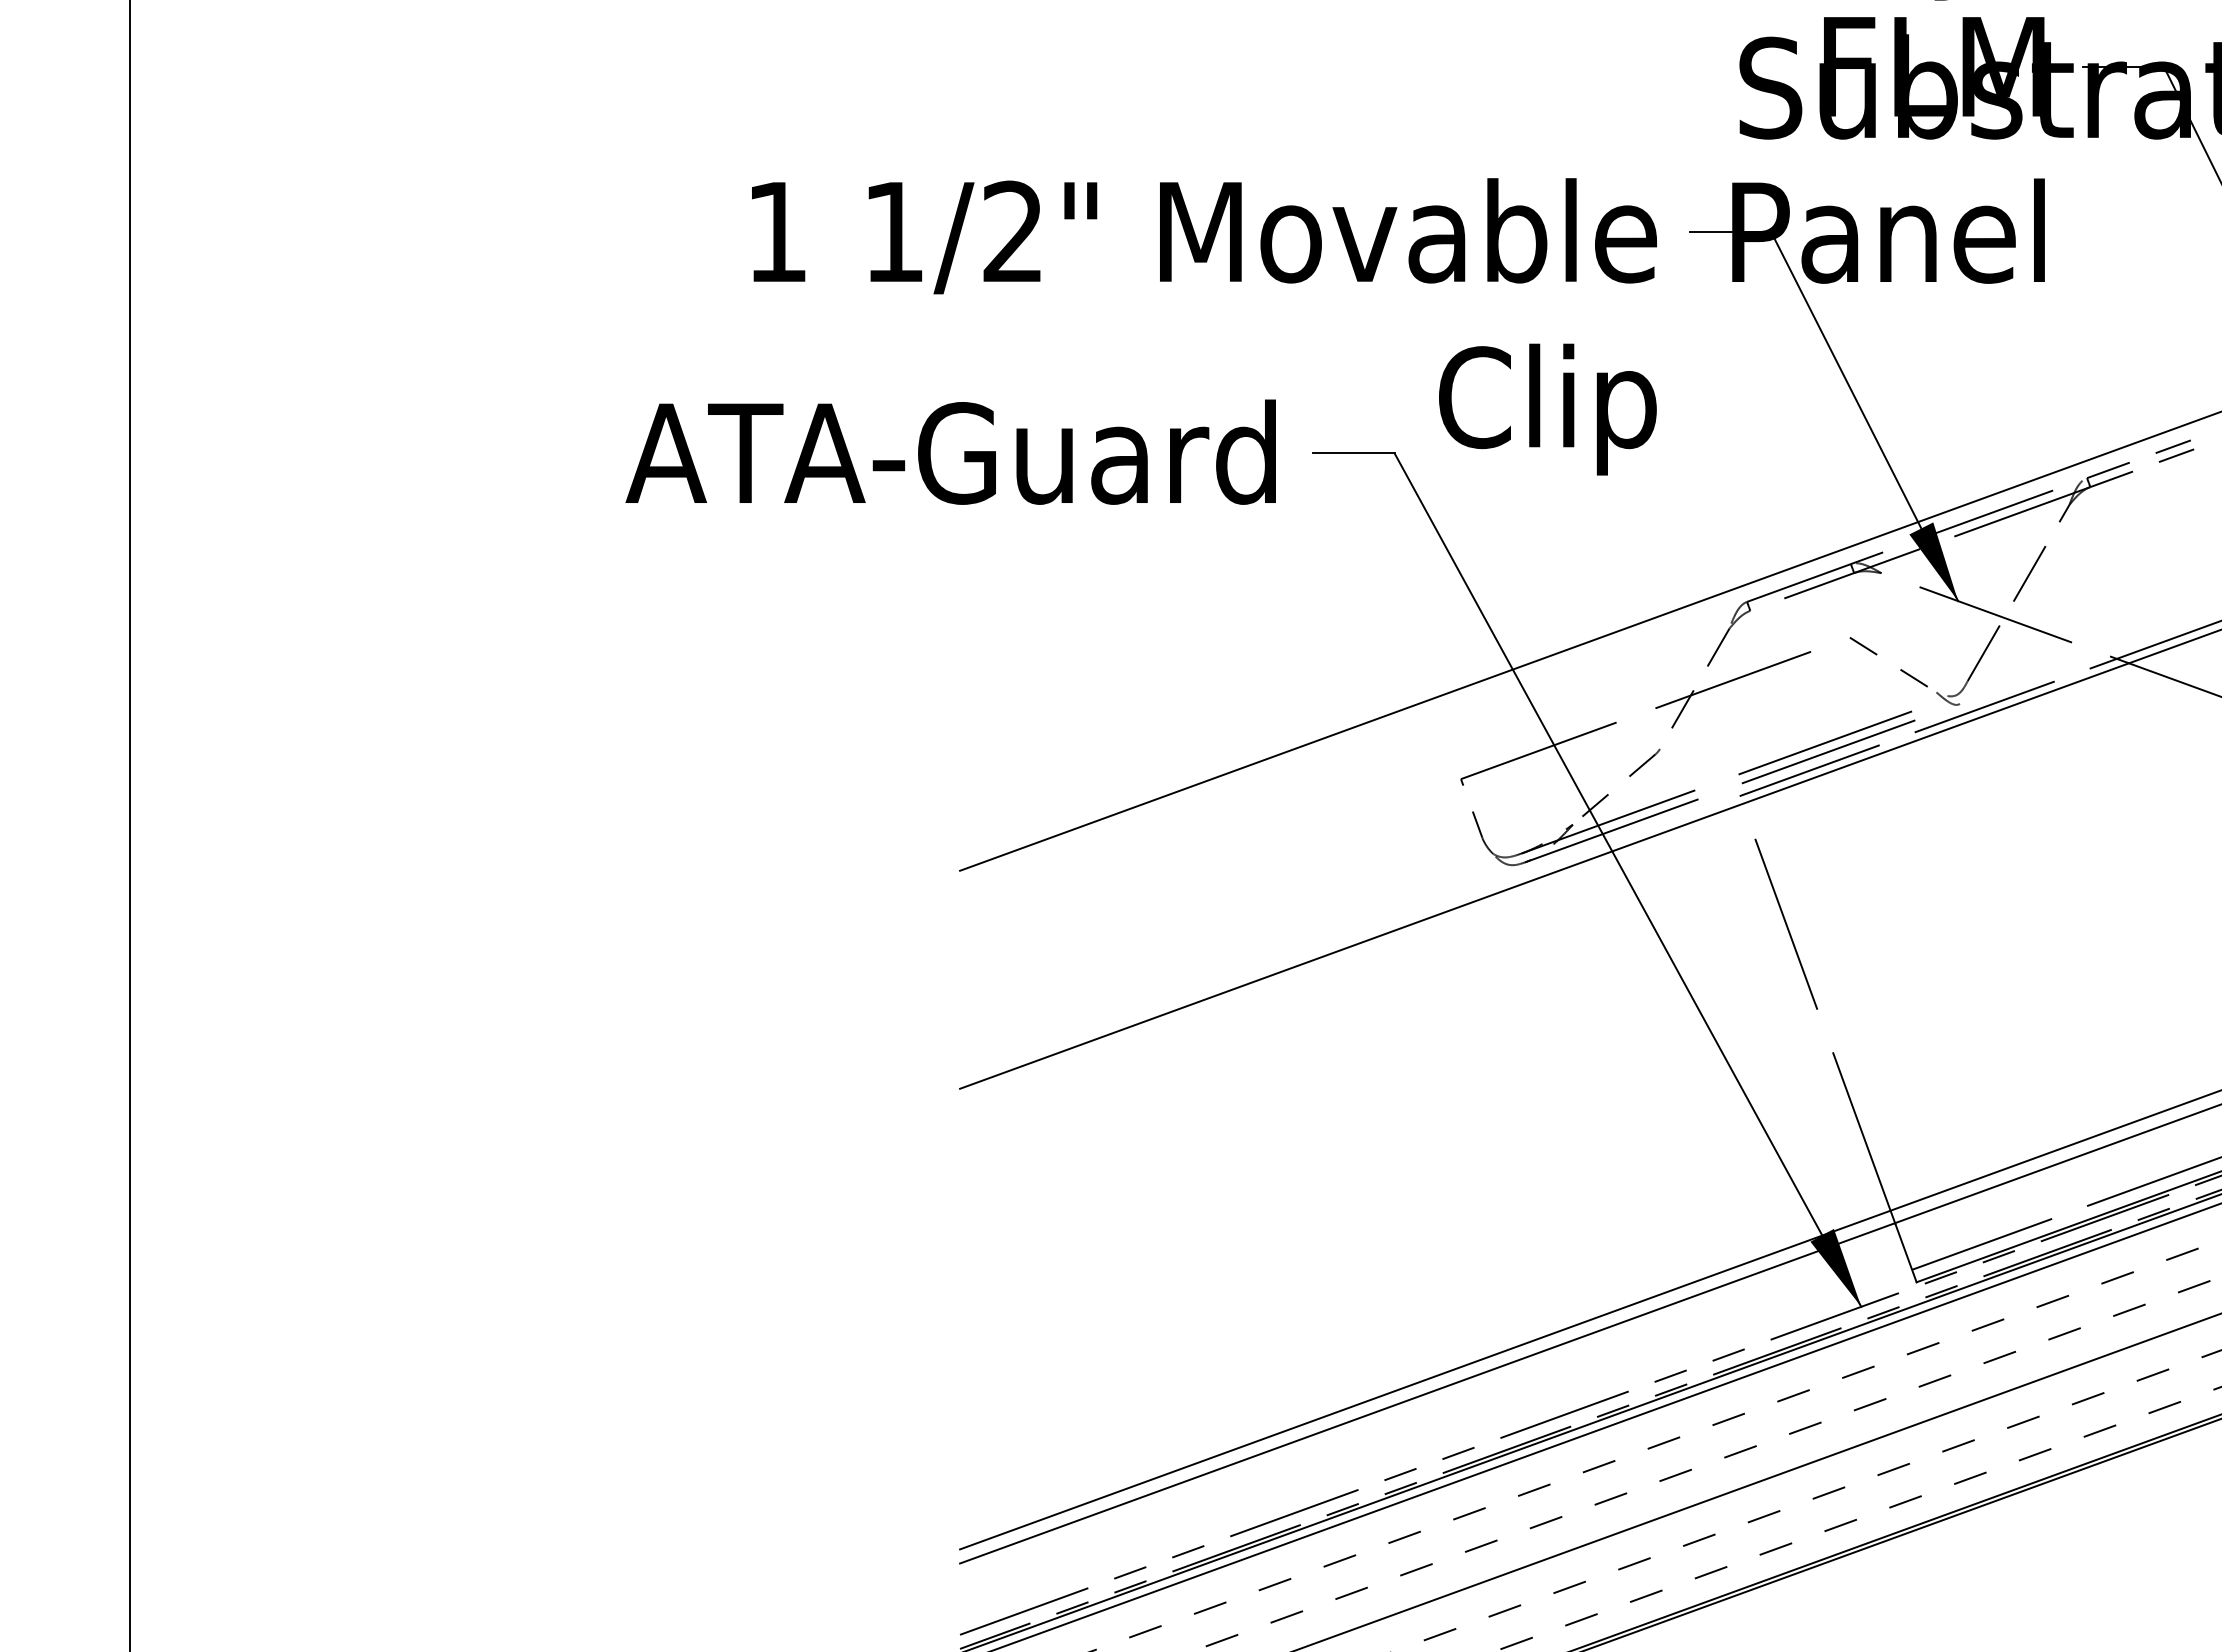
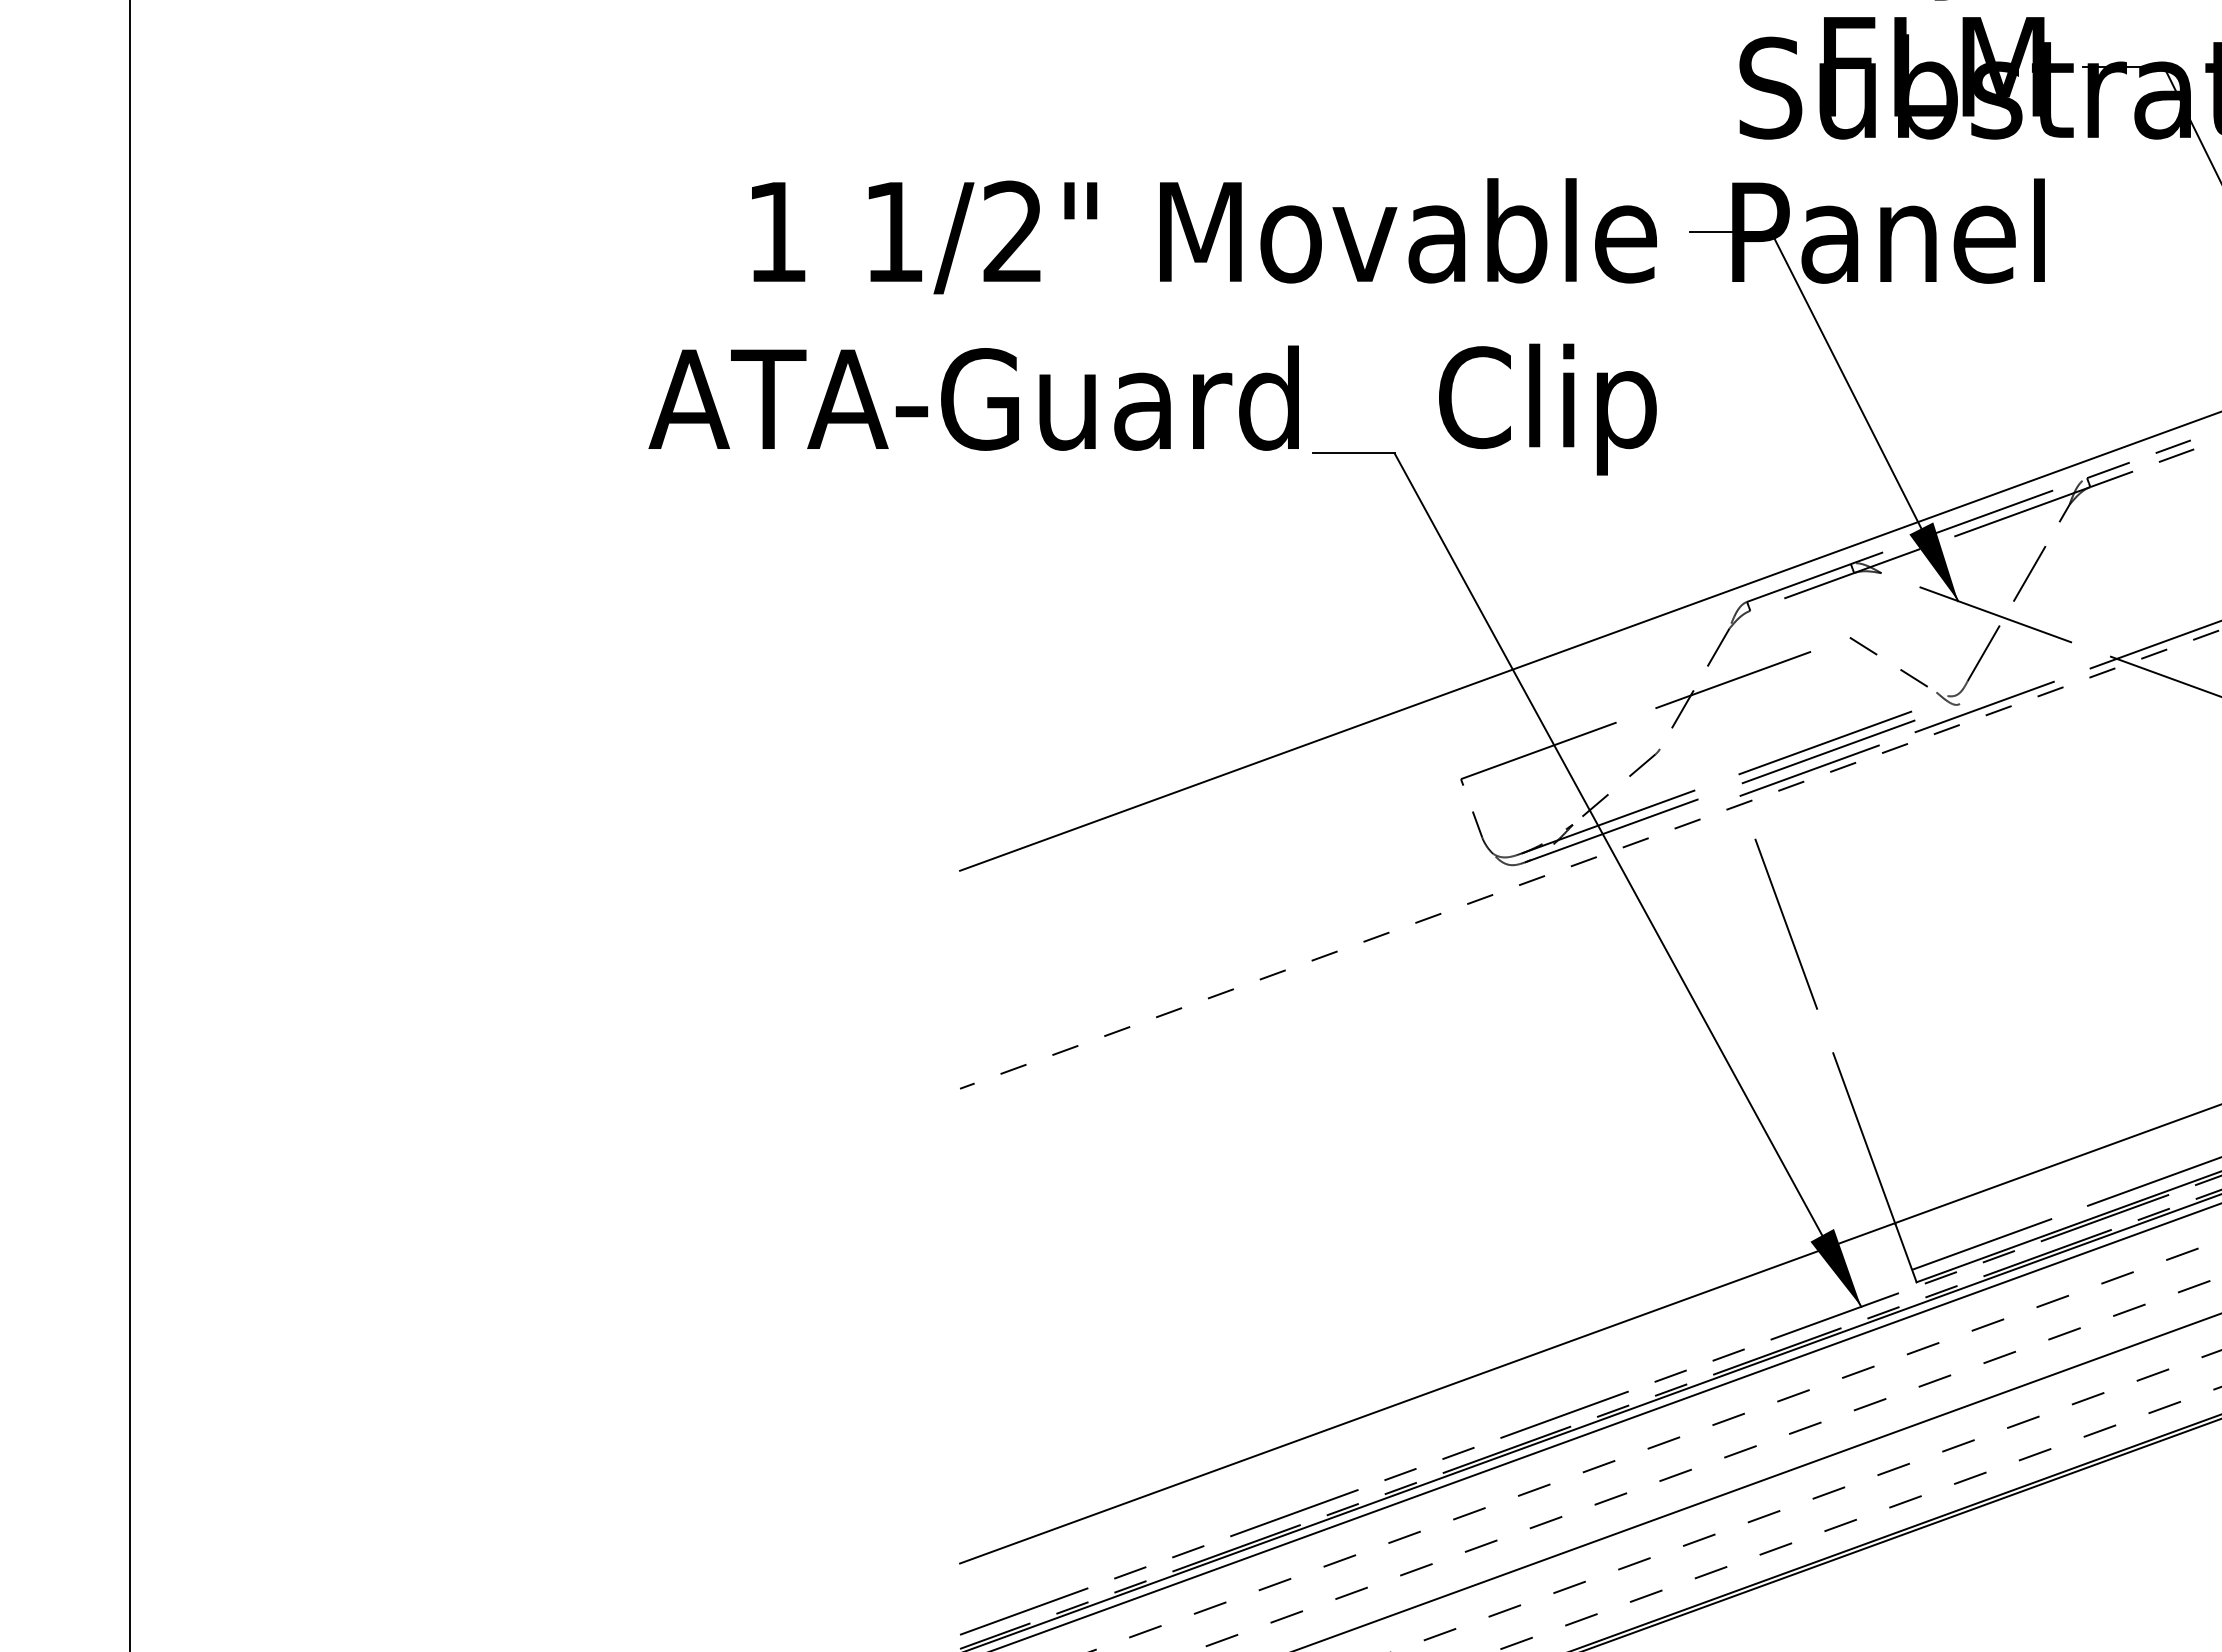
text position: (950, 451) -> (973, 397) (973, 397)
line: solid -> dashed (1590, 859)
line: present -> none (1589, 1320)
